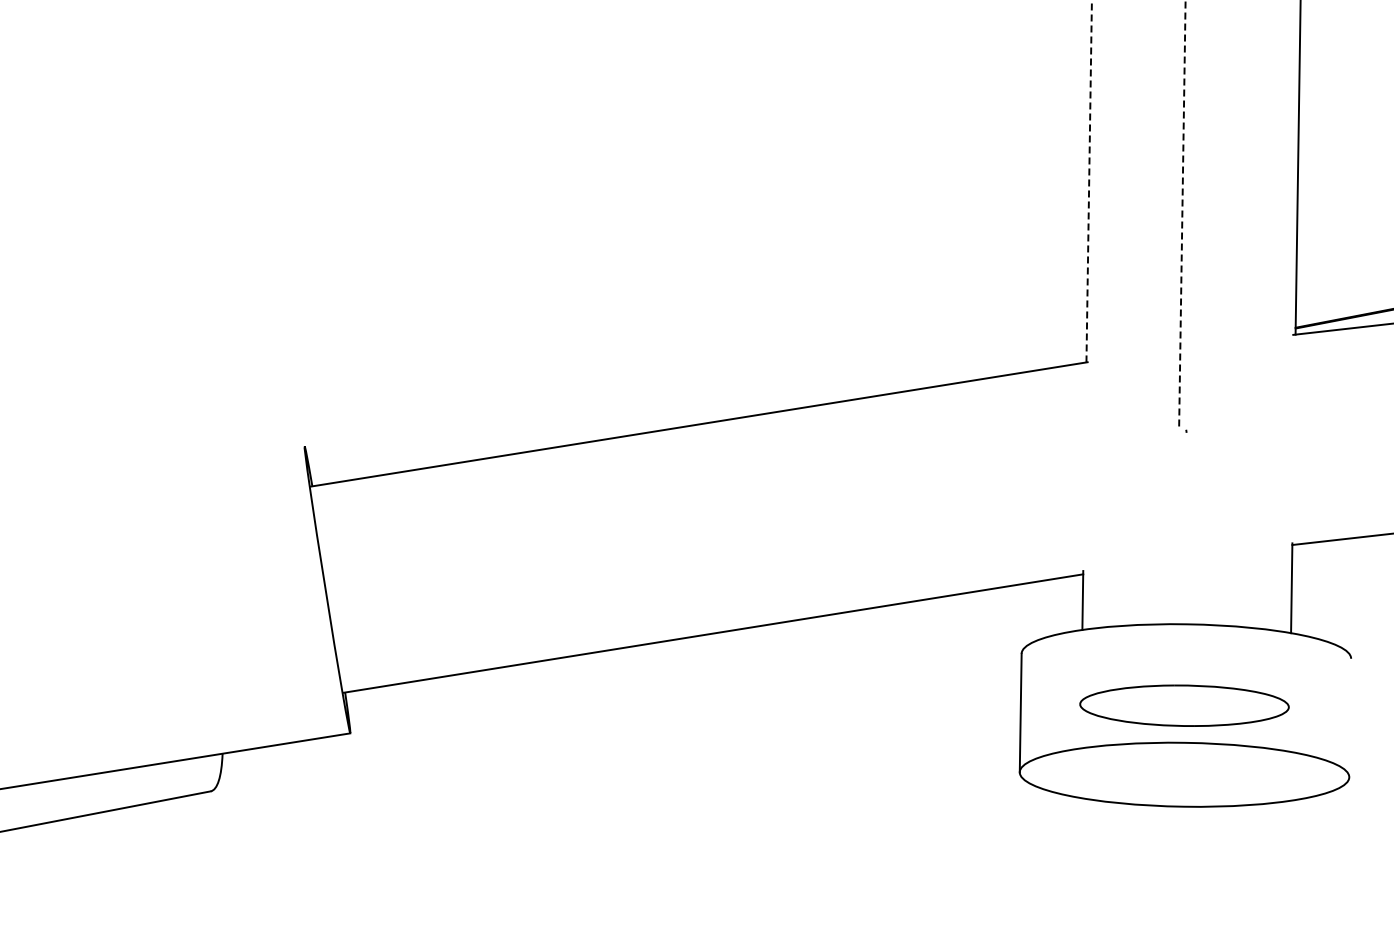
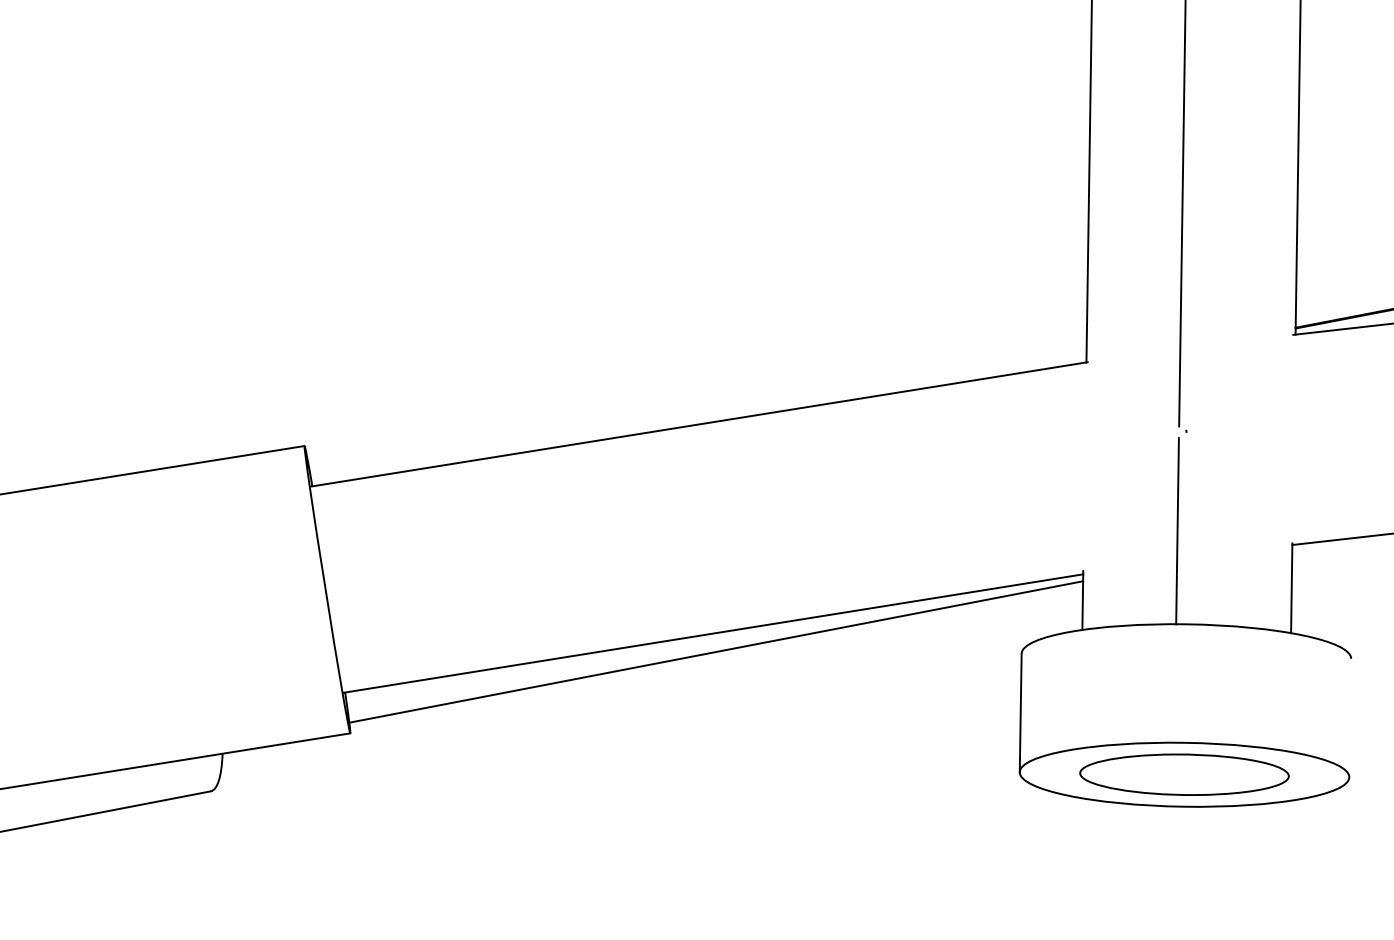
line: dashed -> solid (1089, 181)
line: dashed -> solid (1182, 213)
line: none -> present (153, 470)
line: none -> present (1177, 531)
line: none -> present (716, 651)
part position: (1184, 705) -> (1184, 774) (1184, 774)
